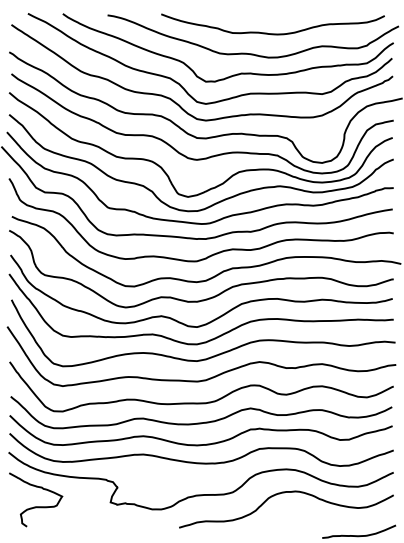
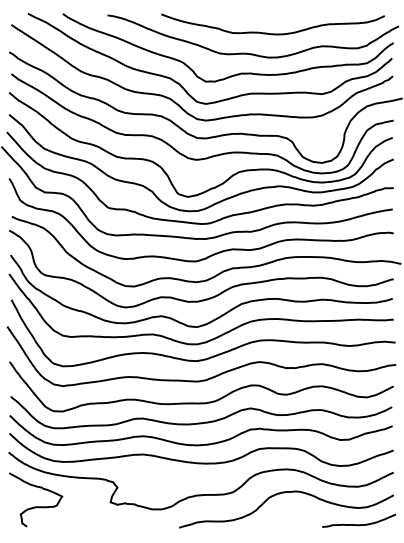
curve position: (359, 535) -> (359, 524) (359, 524)
